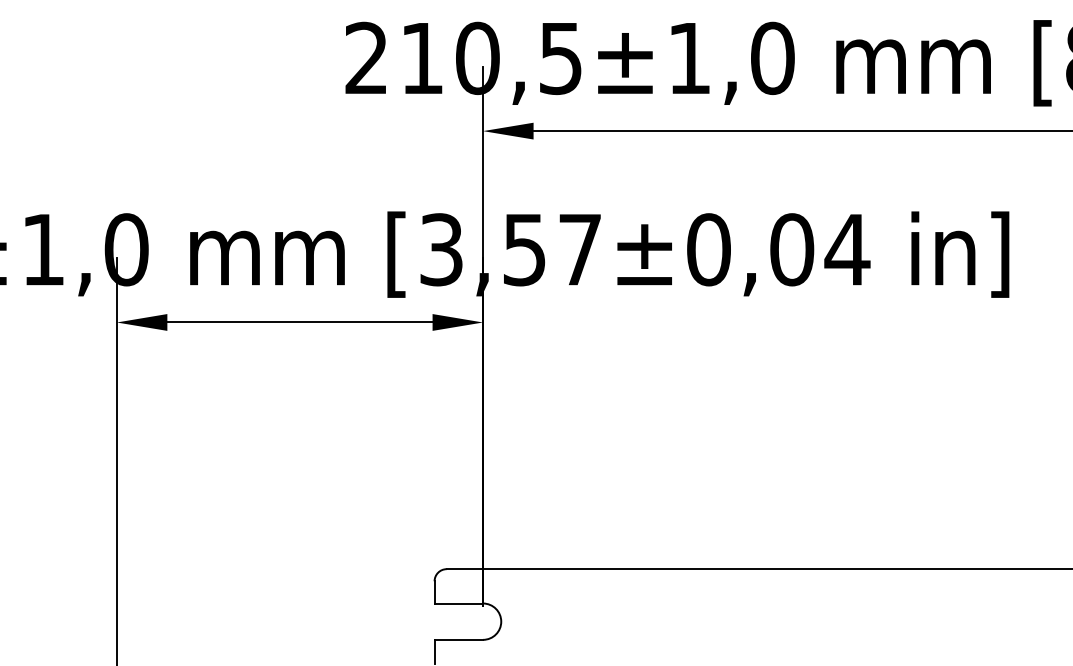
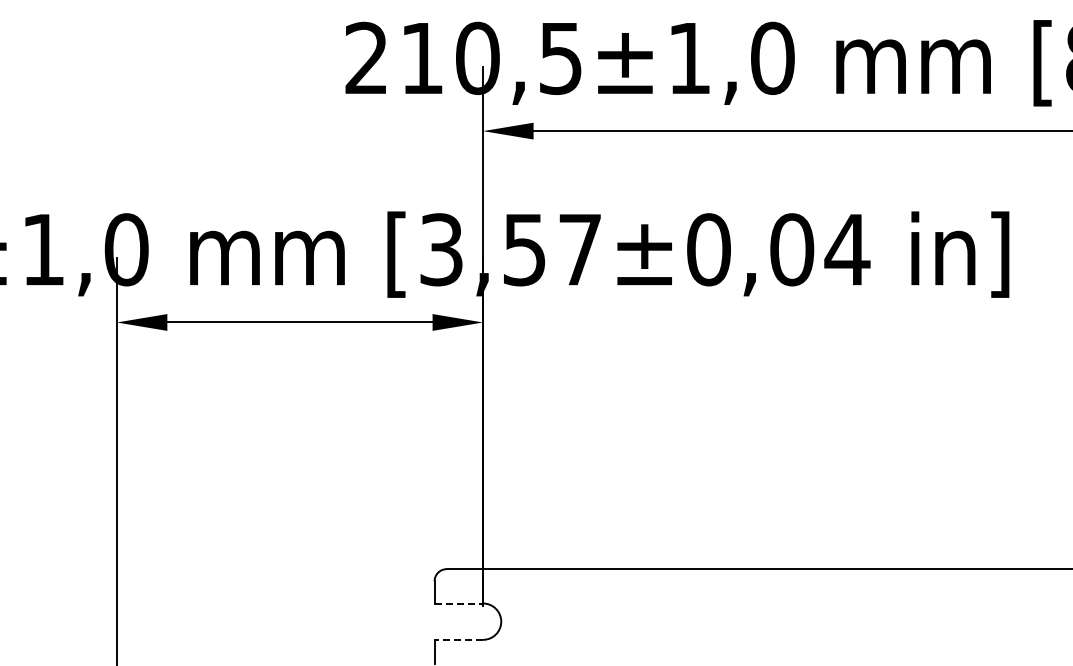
line: solid -> dashed (459, 603)
line: solid -> dashed (458, 639)
